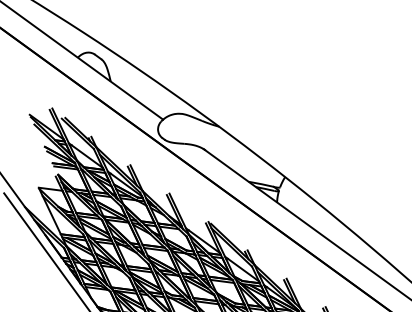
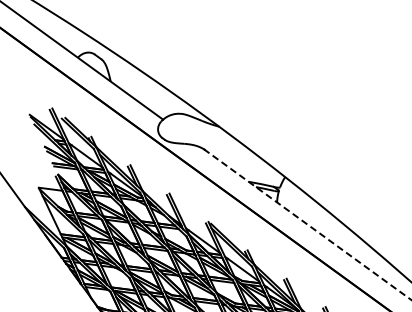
line: solid -> dashed (307, 224)
line: present -> none (45, 250)
